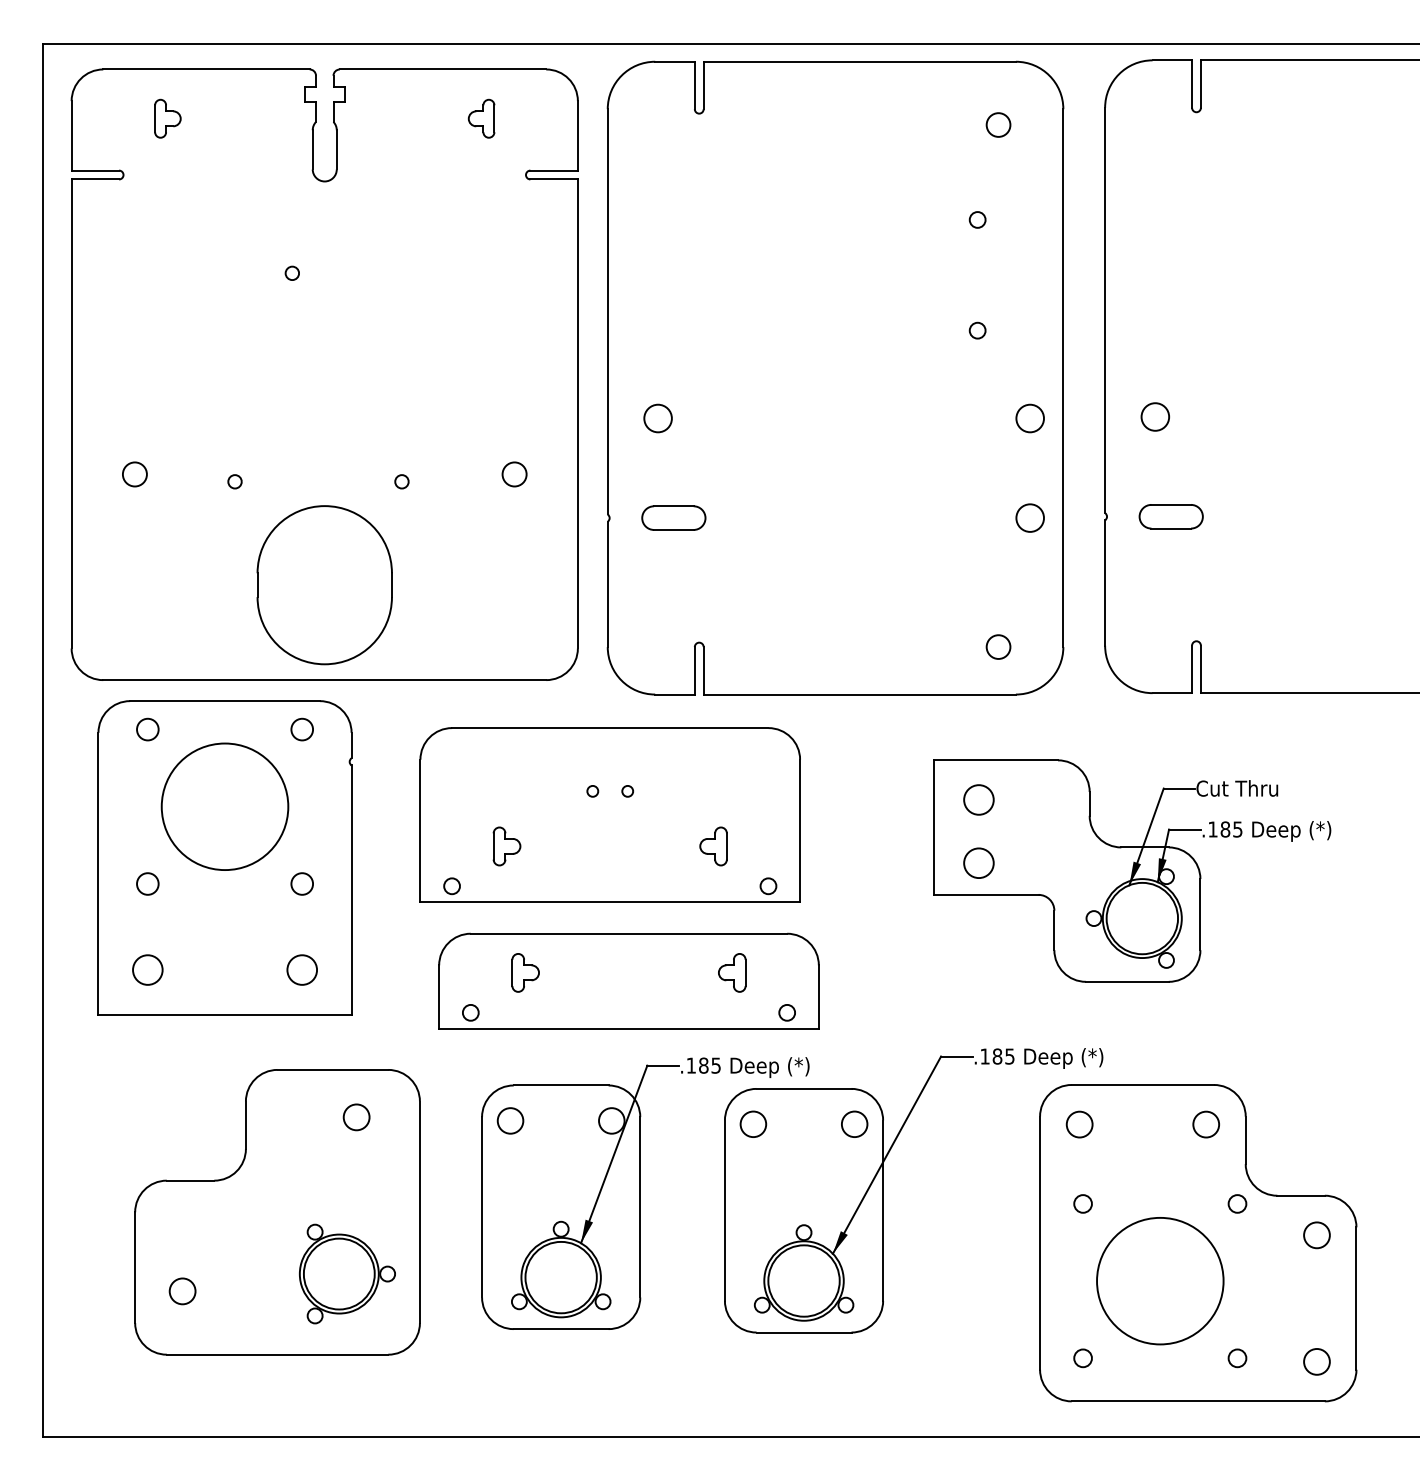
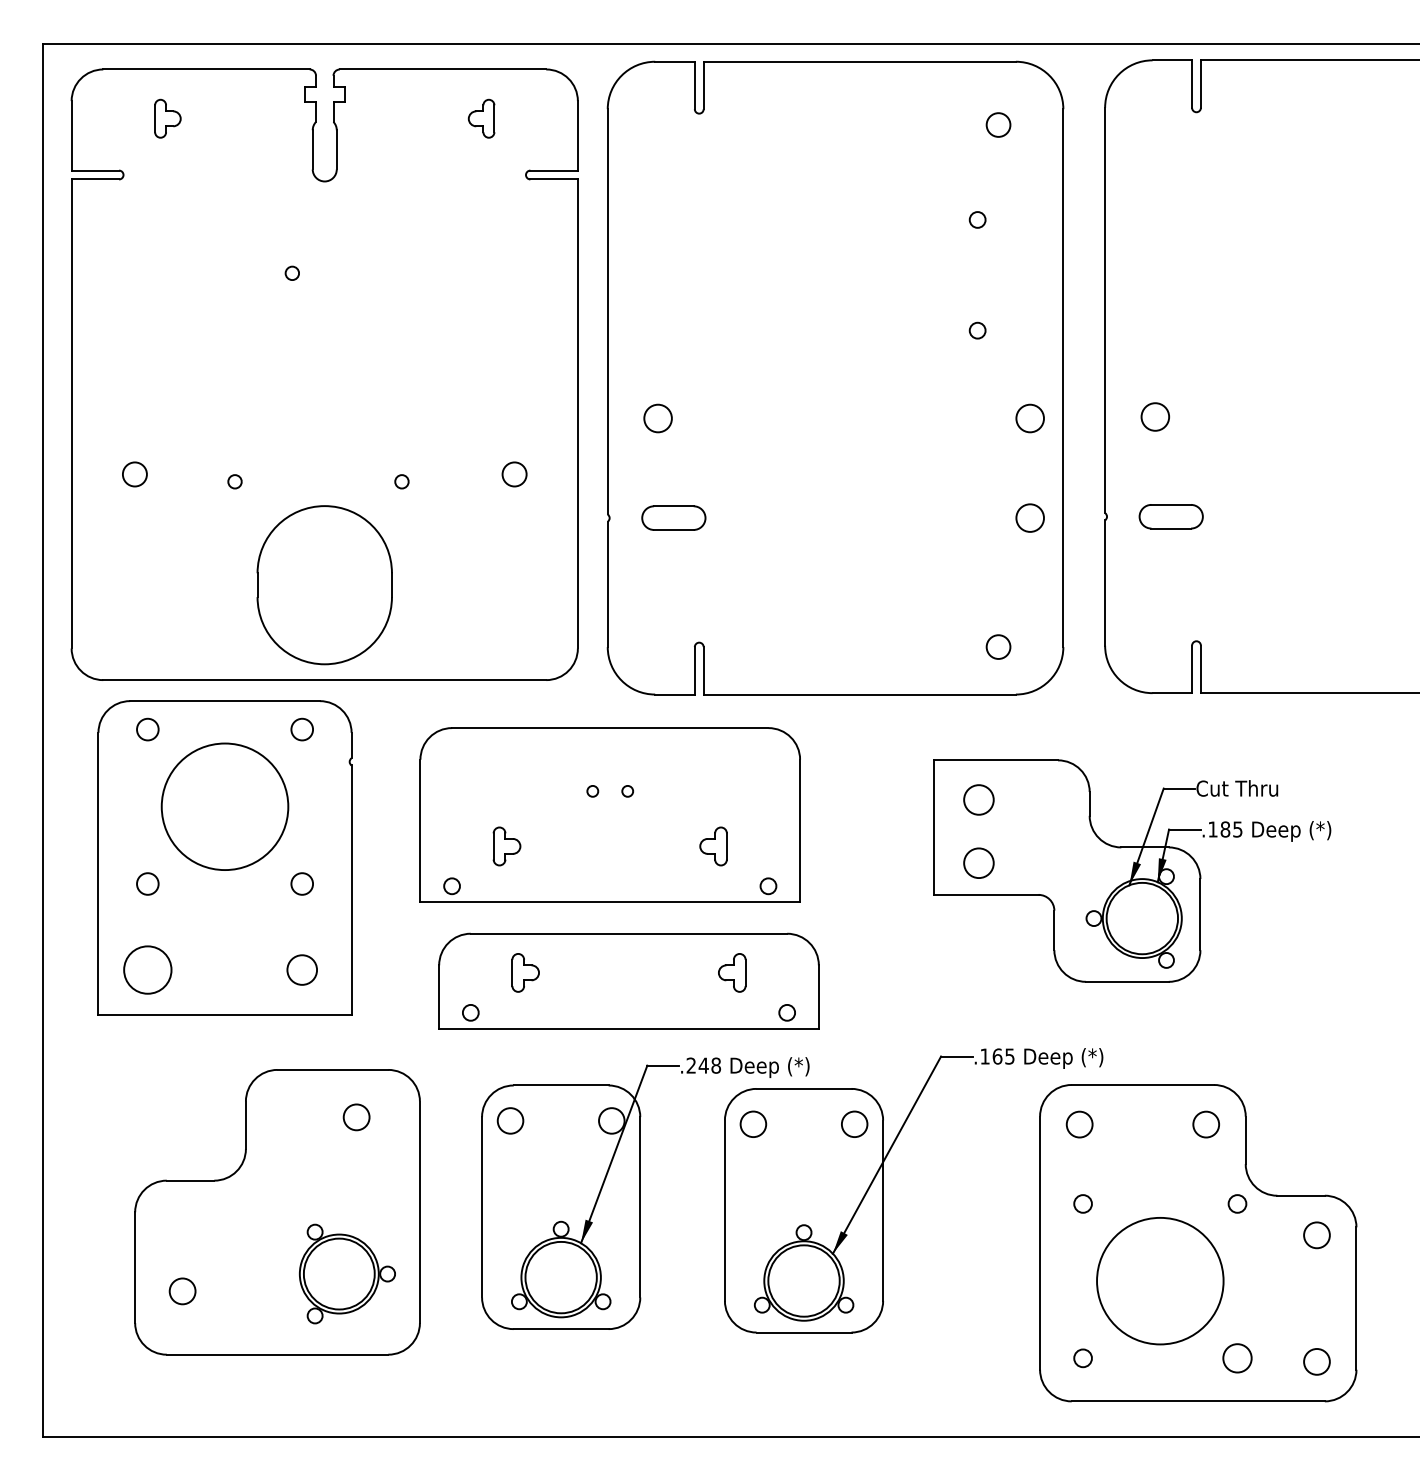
circle diameter: 30 px -> 47 px (147, 969)
text: .185 -> .165 (997, 1056)
text: .185 -> .248 (703, 1065)
circle diameter: 18 px -> 28 px (1237, 1358)
